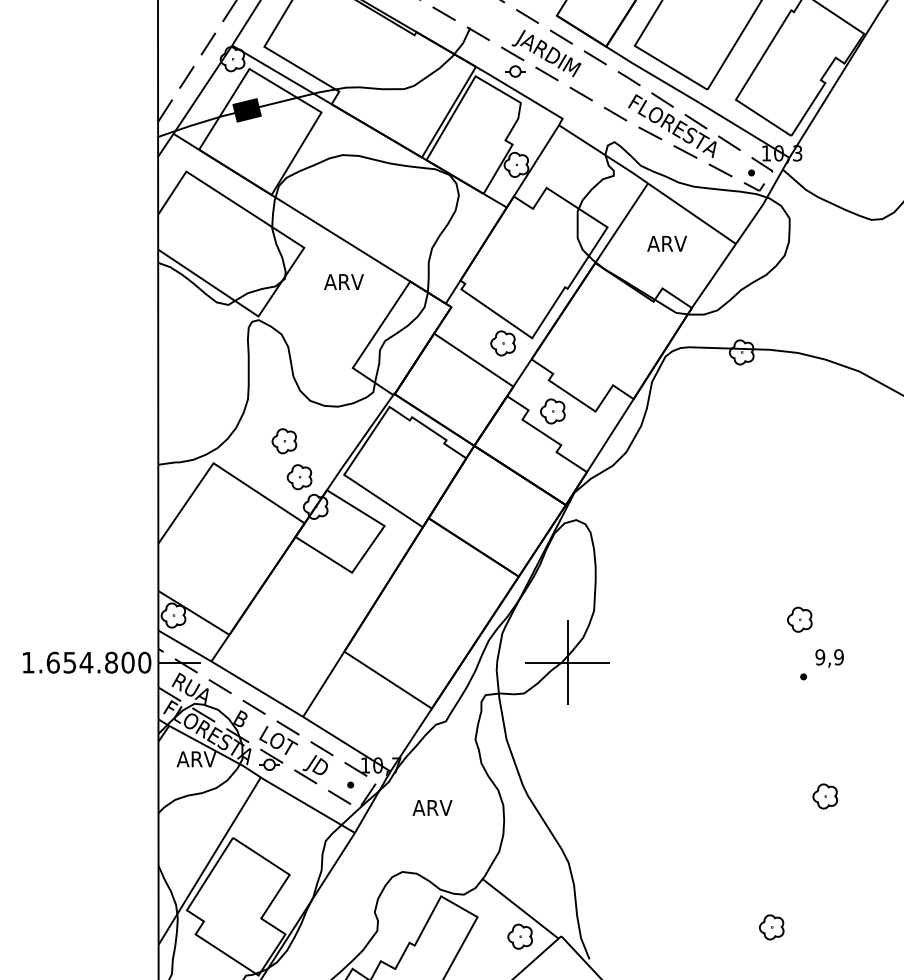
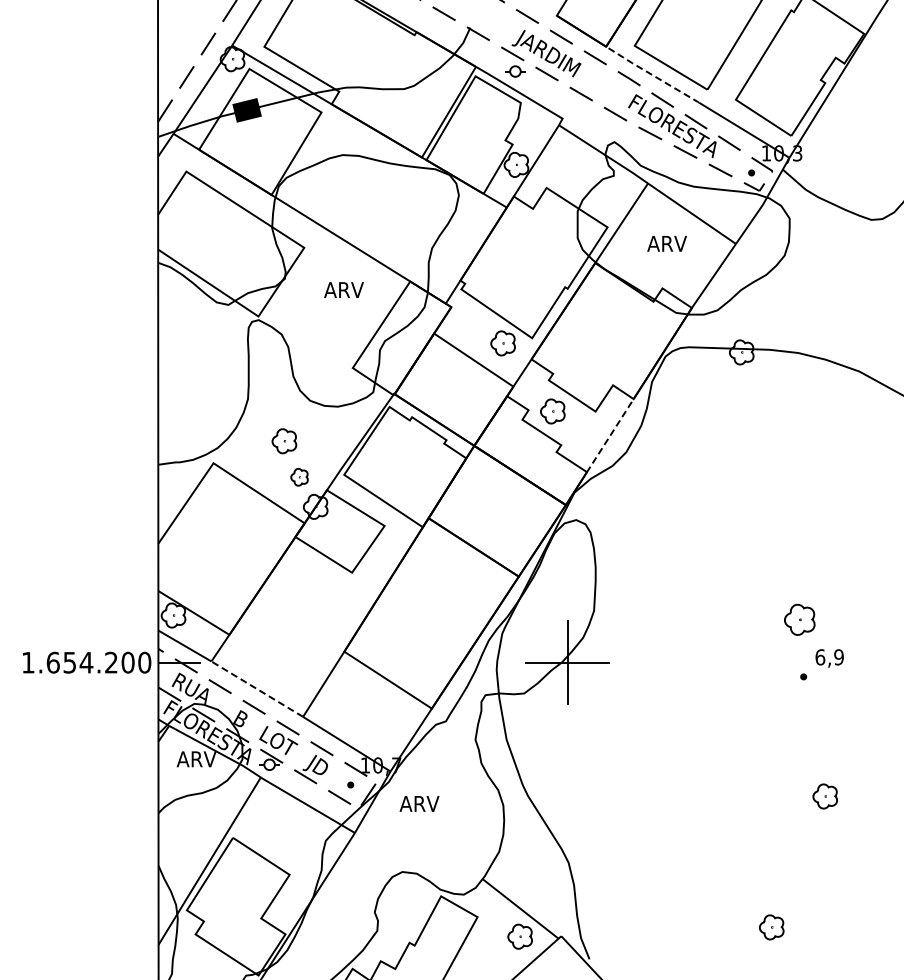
line: solid -> dashed (652, 75)
text position: (343, 281) -> (343, 289) (343, 289)
line: solid -> dashed (610, 435)
part size: 27x27 px -> 19x19 px (299, 477)
part size: 26x27 px -> 32x33 px (799, 619)
text: 9,9 -> 6,9 (820, 657)
text: 1.654.800 -> 1.654.200 (111, 662)
line: solid -> dashed (257, 689)
text position: (432, 807) -> (419, 803) (419, 803)
